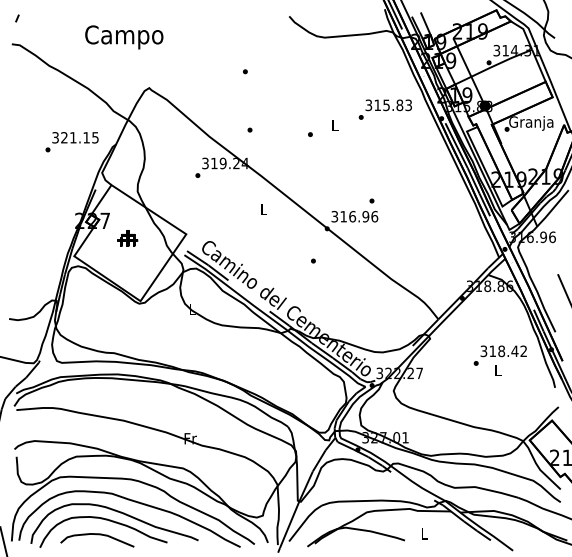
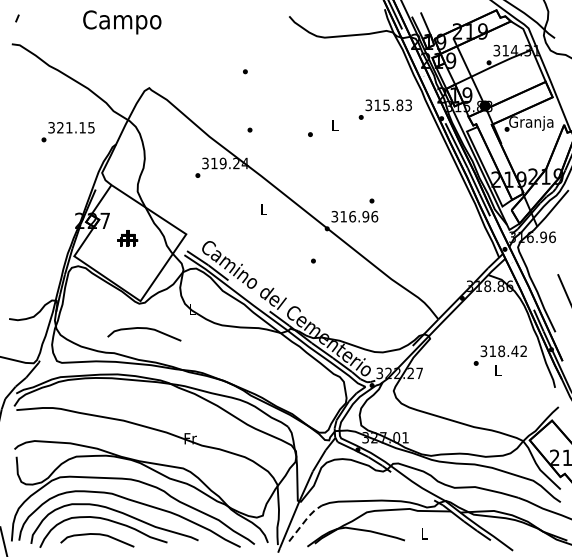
text position: (124, 37) -> (122, 22) (122, 22)
text position: (71, 142) -> (67, 132) (67, 132)
curve: none -> present (144, 329)
line: solid -> dashed (305, 520)
